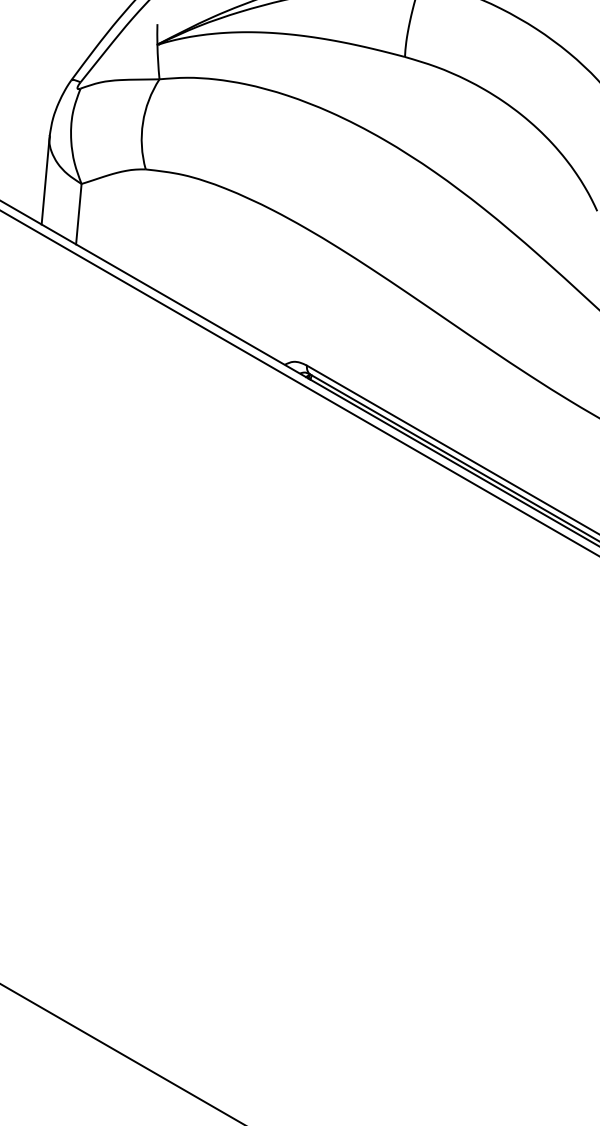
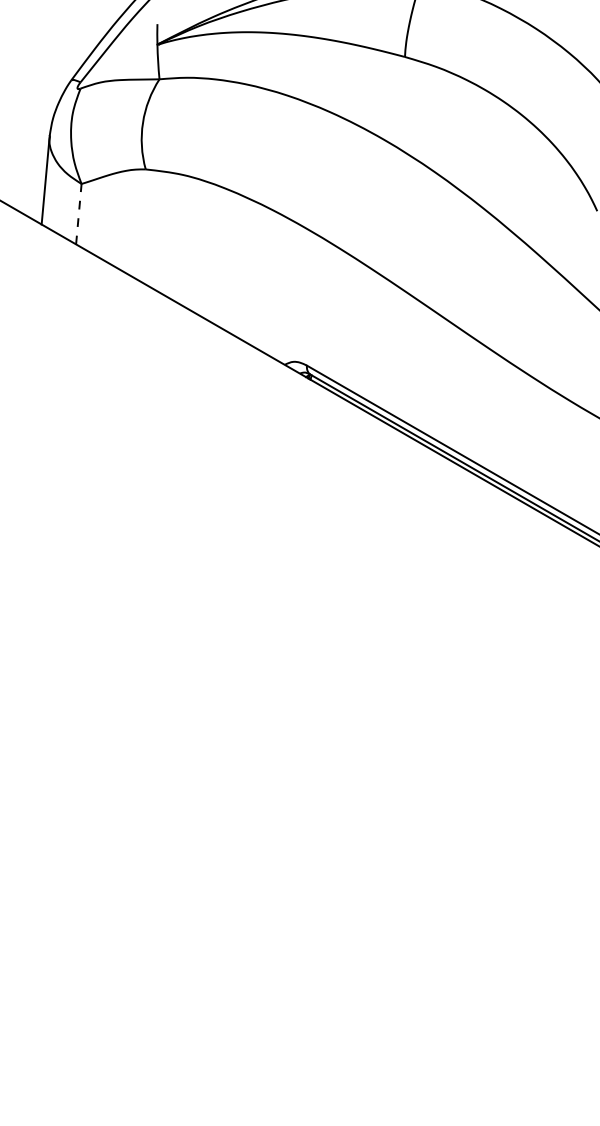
line: solid -> dashed (78, 213)
line: present -> none (299, 382)
line: present -> none (121, 1053)
